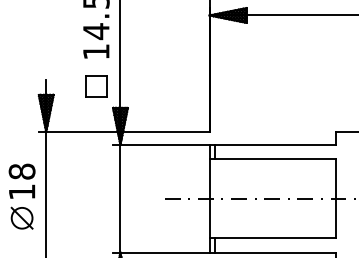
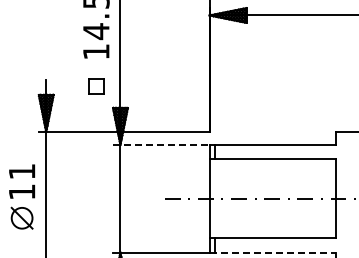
part size: 23x23 px -> 17x17 px (96, 86)
line: solid -> dashed (161, 144)
text: 18 -> 11 (21, 171)
line: solid -> dashed (273, 252)
